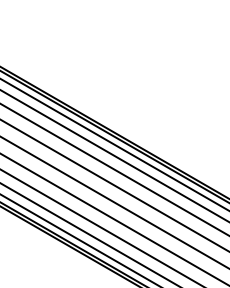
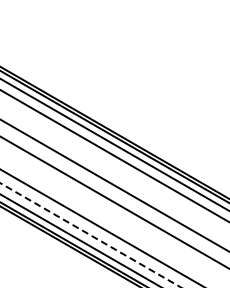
line: present -> none (114, 169)
line: present -> none (114, 219)
line: solid -> dashed (91, 235)
